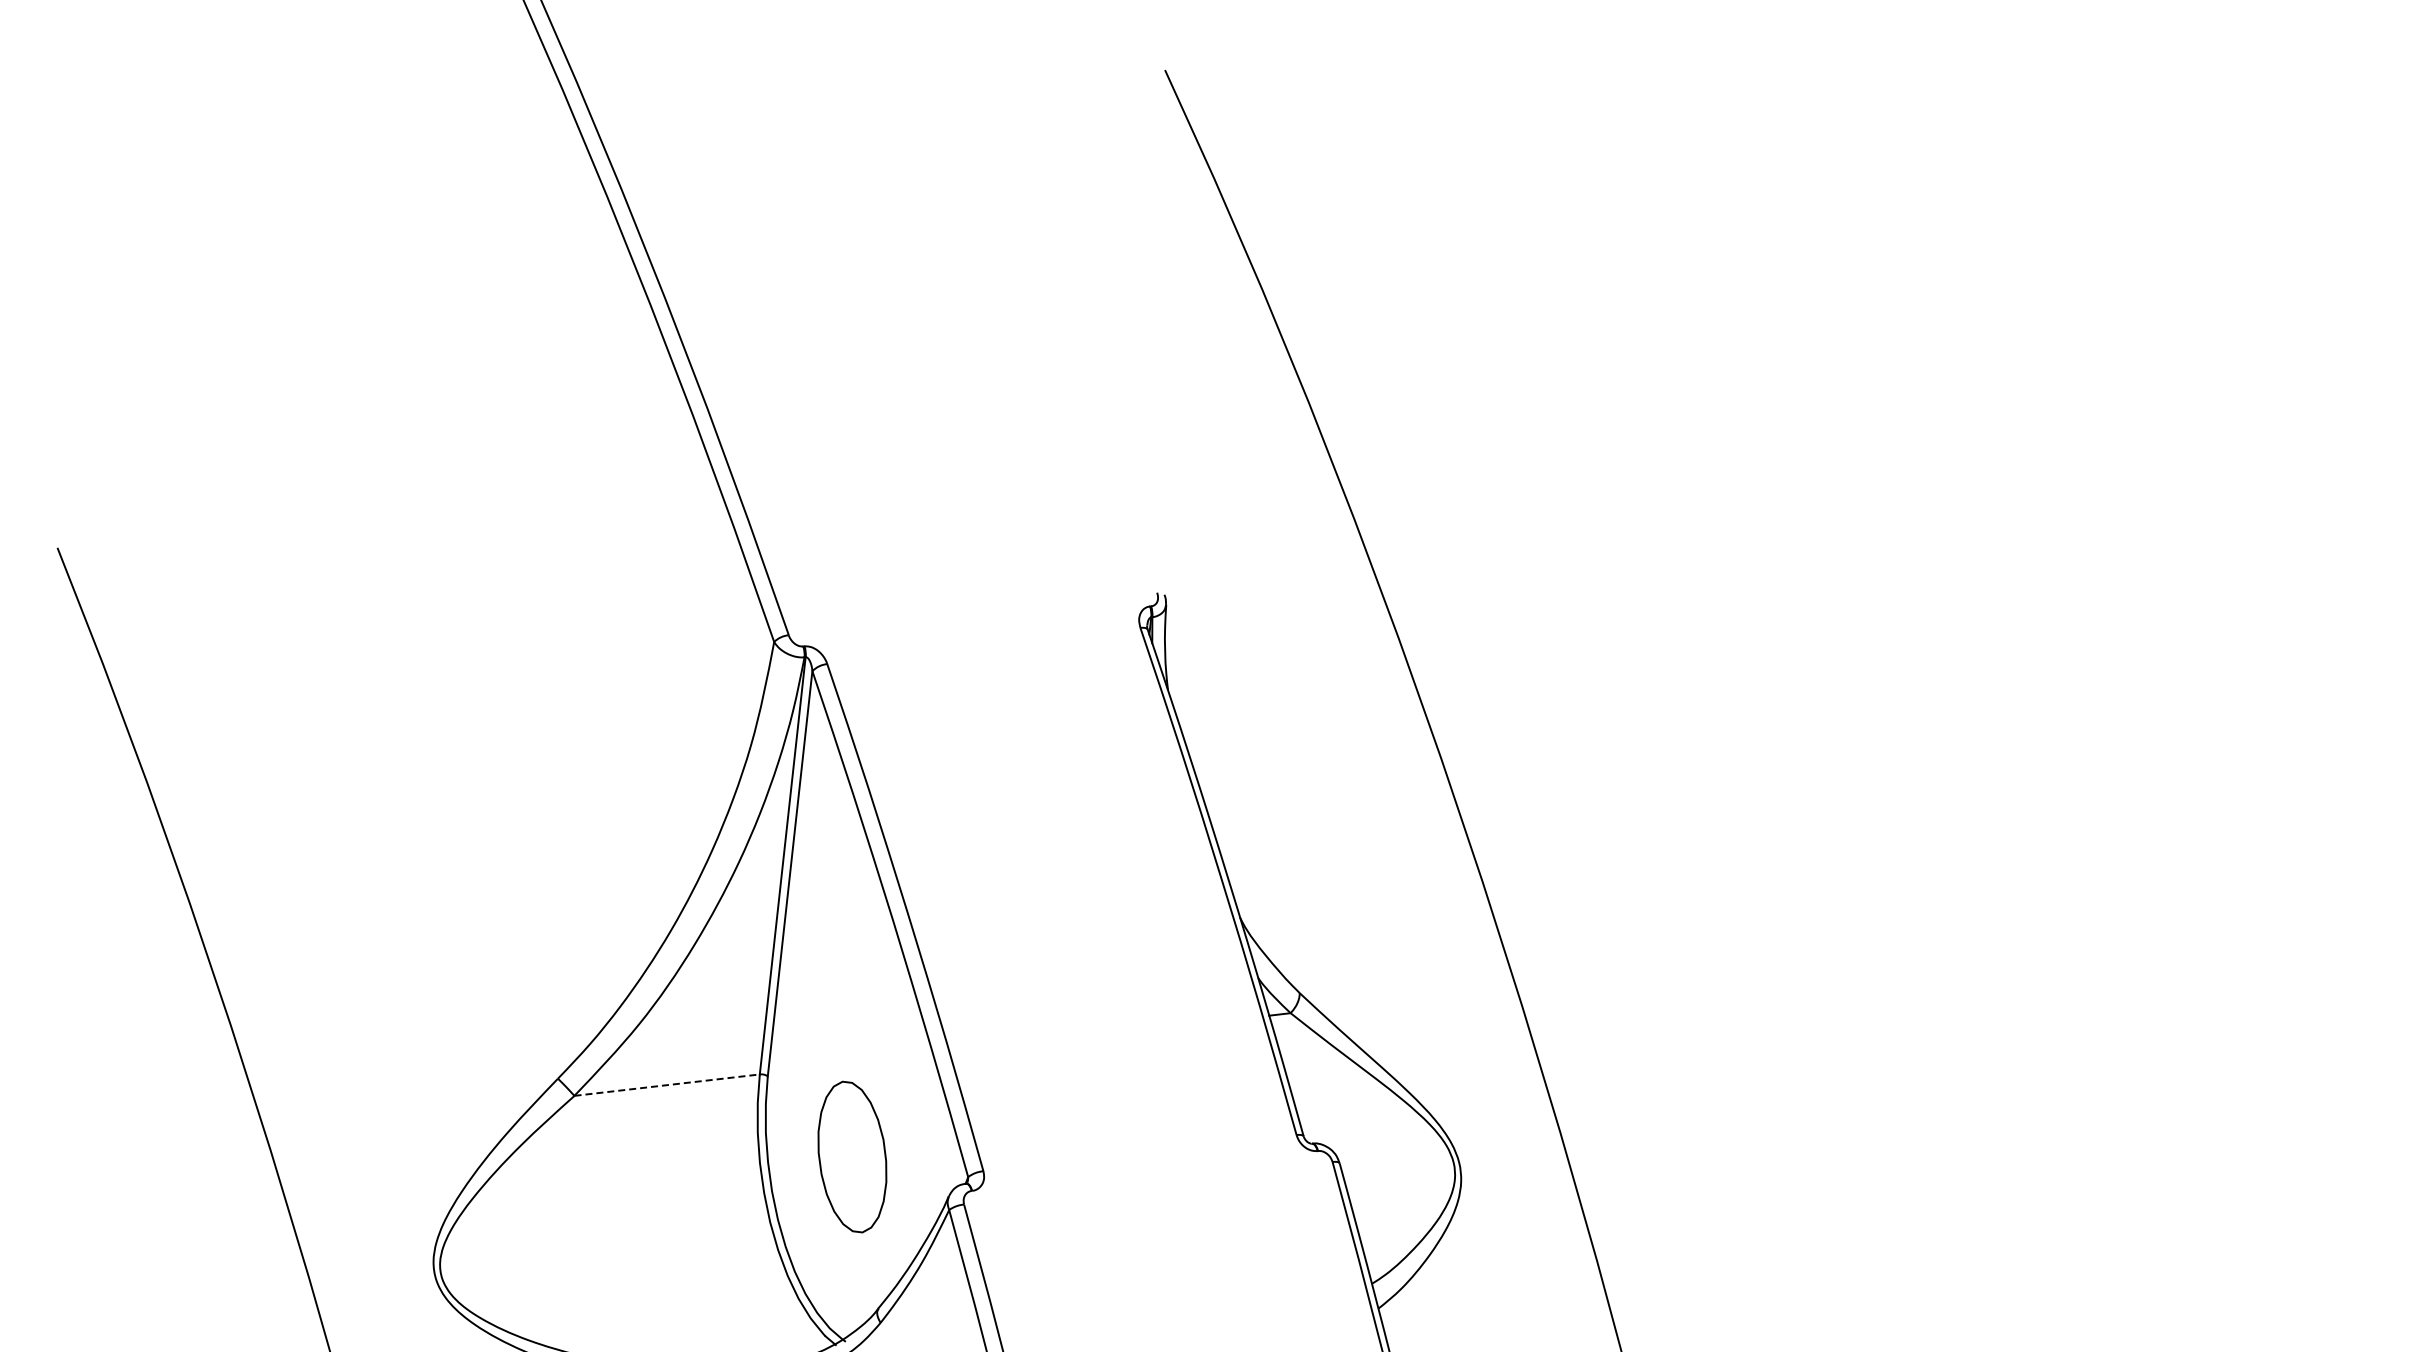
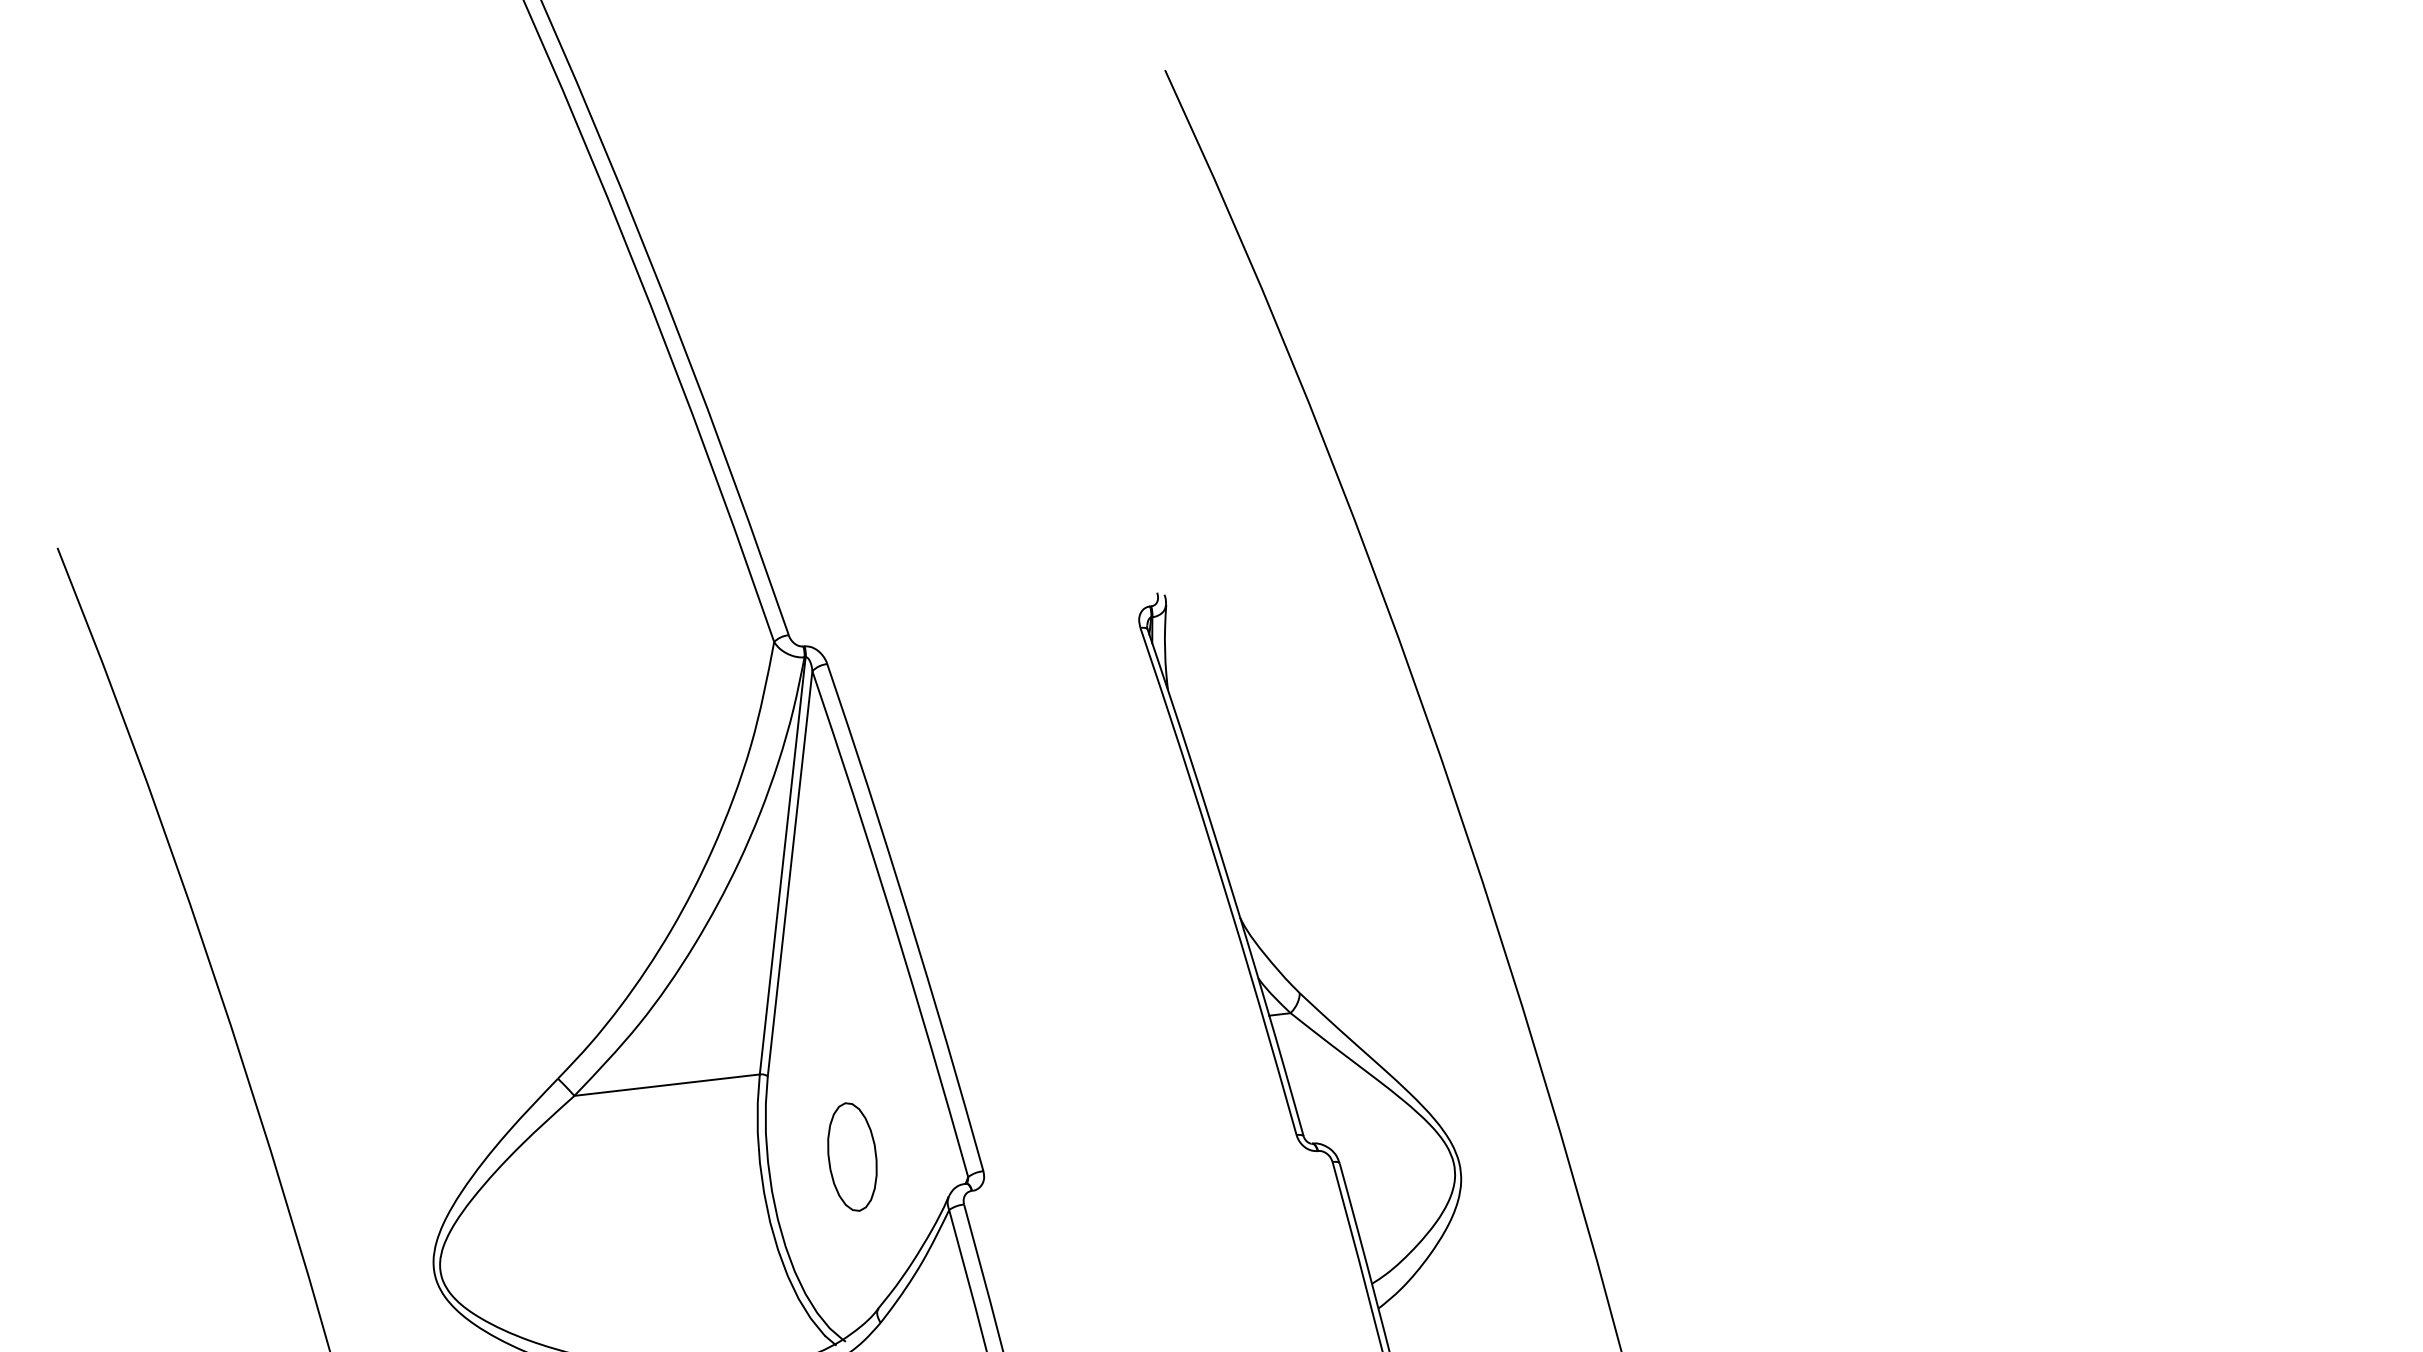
line: dashed -> solid (667, 1085)
part size: 71x154 px -> 51x110 px (852, 1156)
